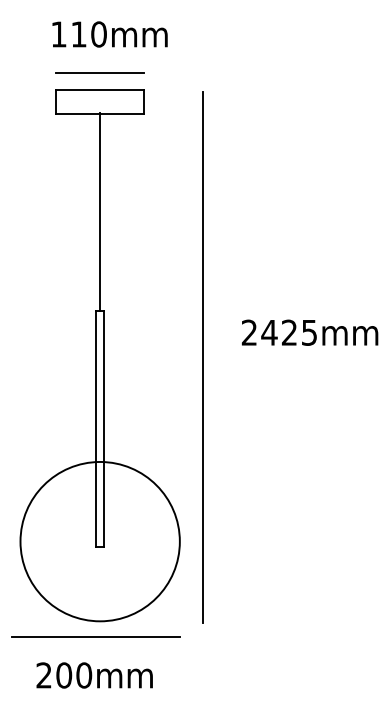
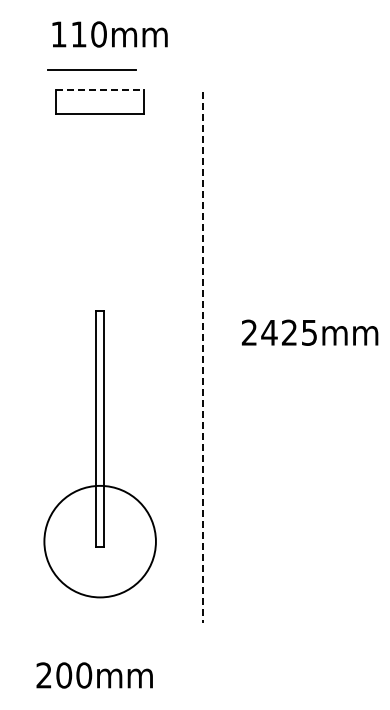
line position: (99, 72) -> (91, 69) (91, 69)
line: solid -> dashed (100, 90)
line: present -> none (100, 211)
line: solid -> dashed (202, 357)
circle diameter: 159 px -> 112 px (99, 541)
line: present -> none (95, 636)
